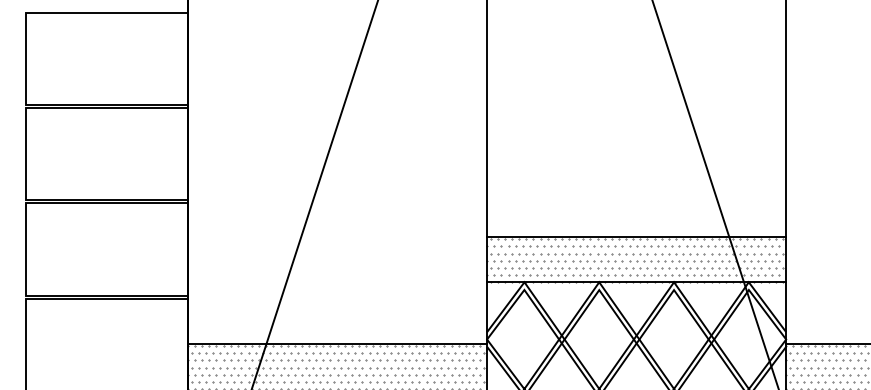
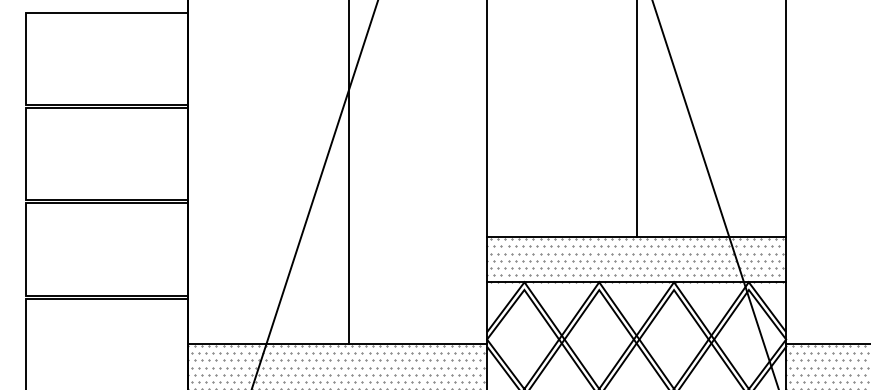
line: none -> present (636, 119)
line: none -> present (348, 173)
